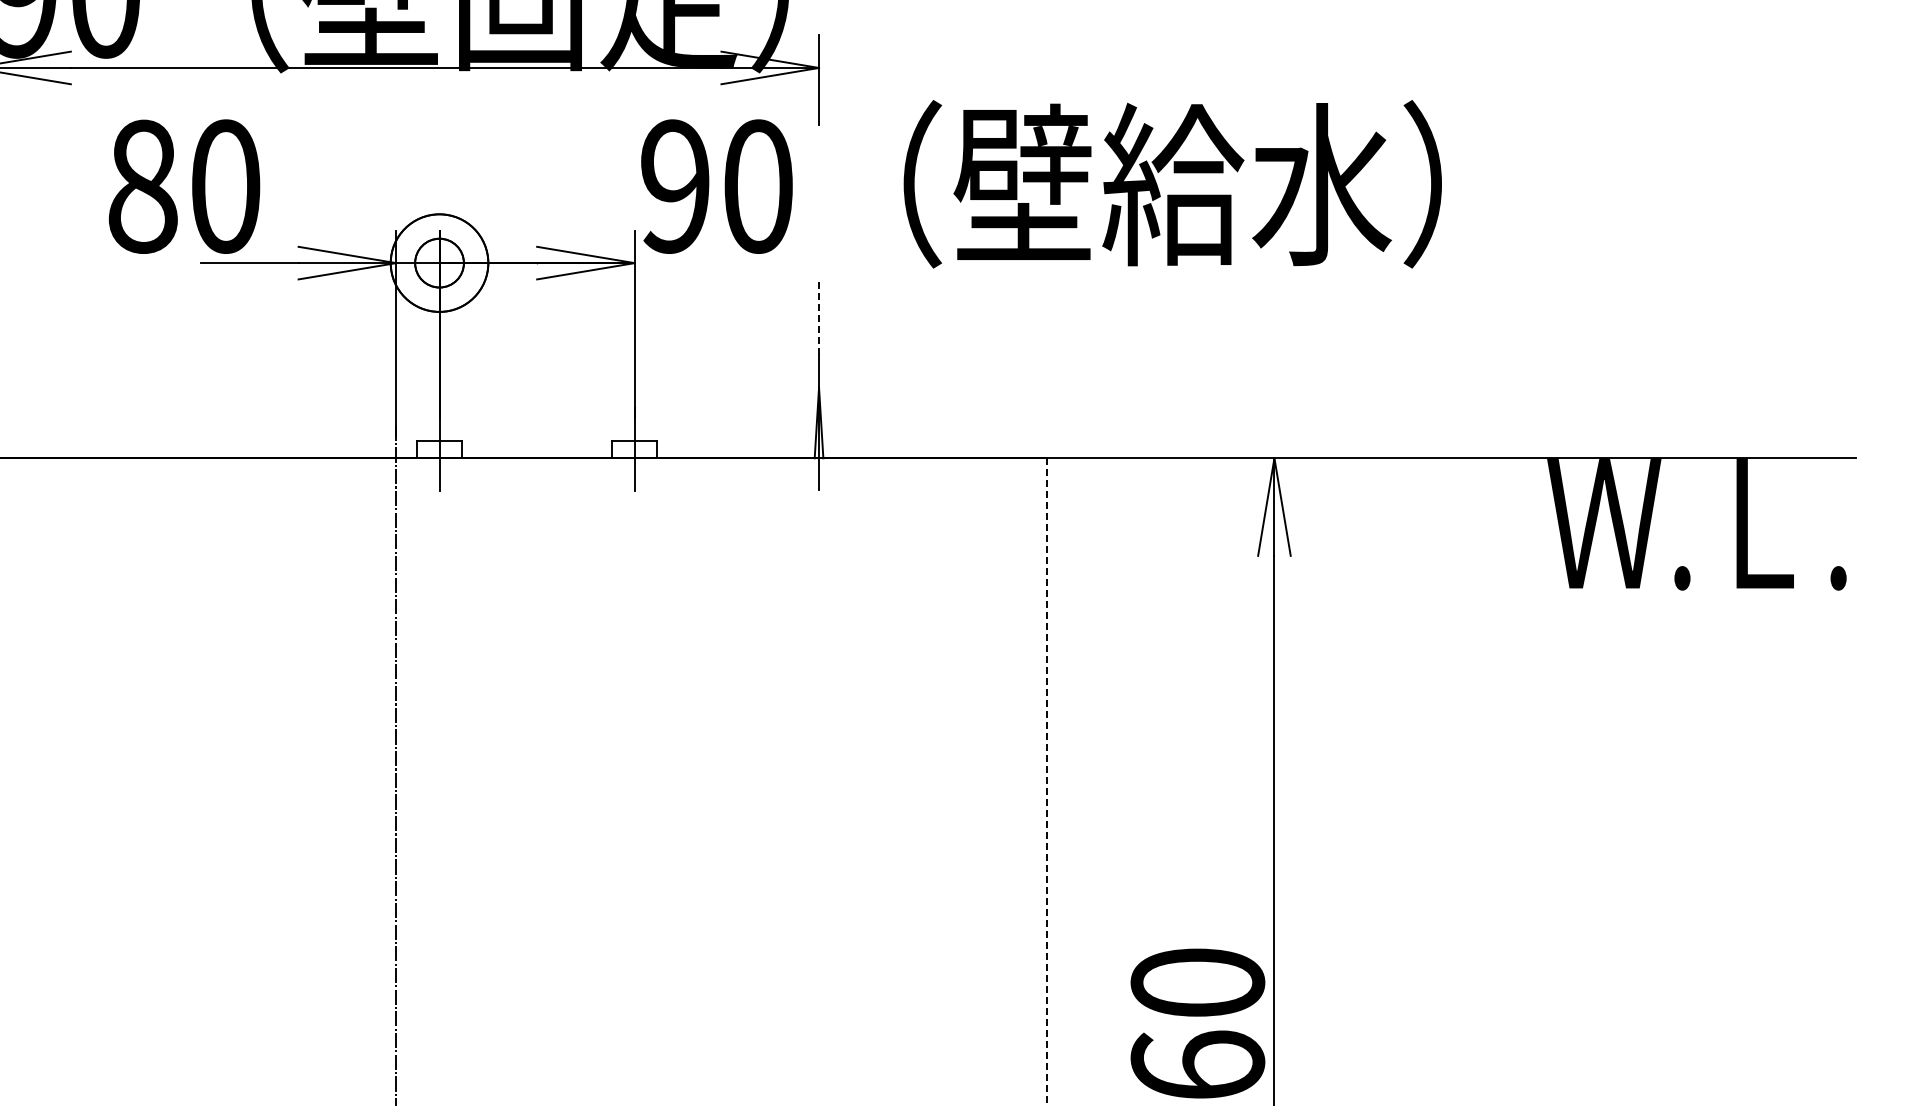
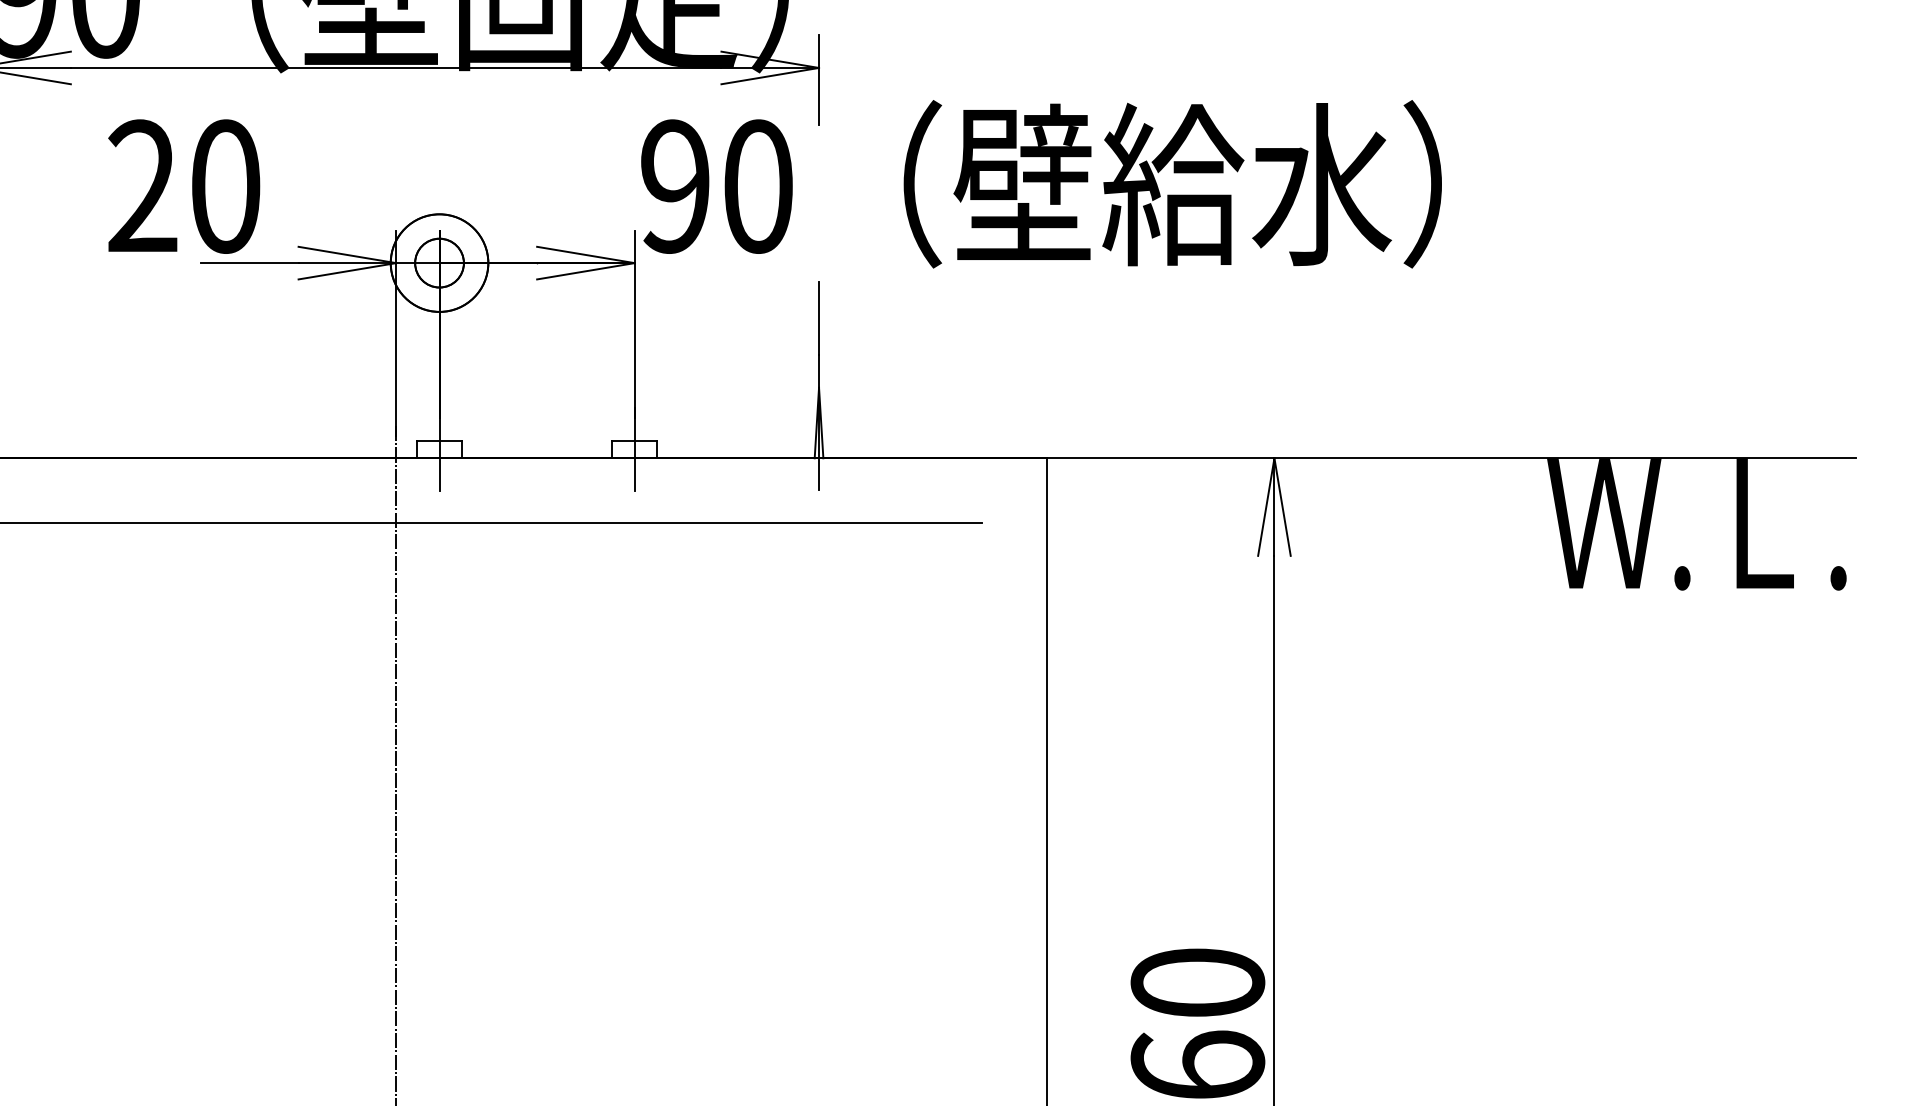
text: 80 -> 20 (142, 186)
line: dashed -> solid (819, 318)
line: none -> present (491, 523)
line: dashed -> solid (1046, 782)
